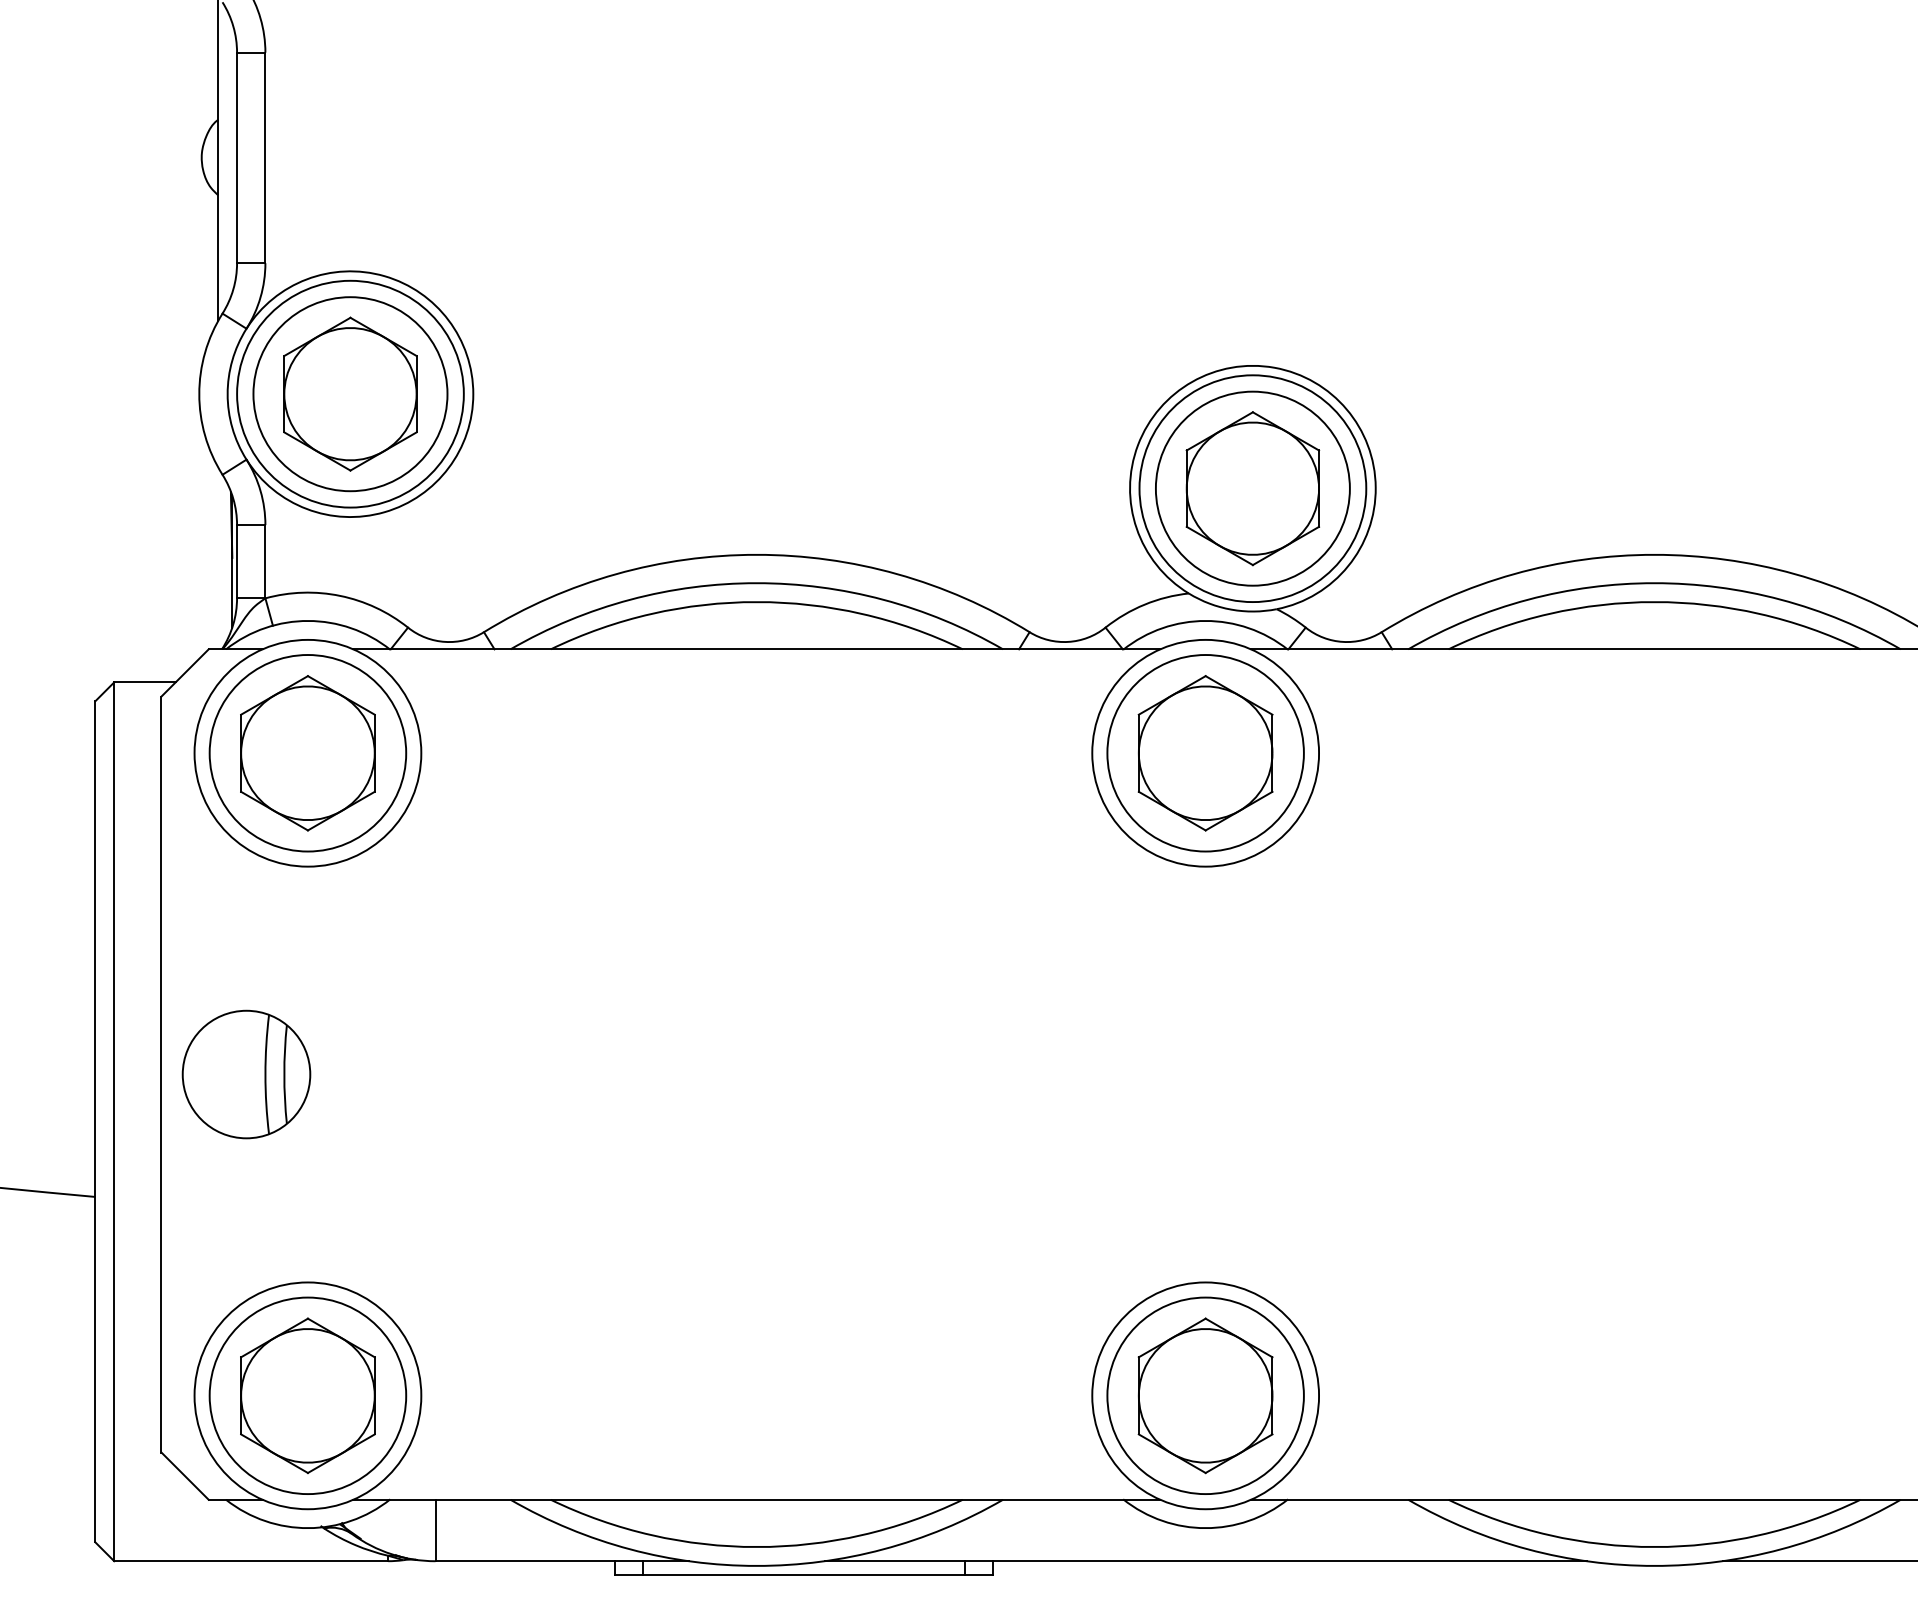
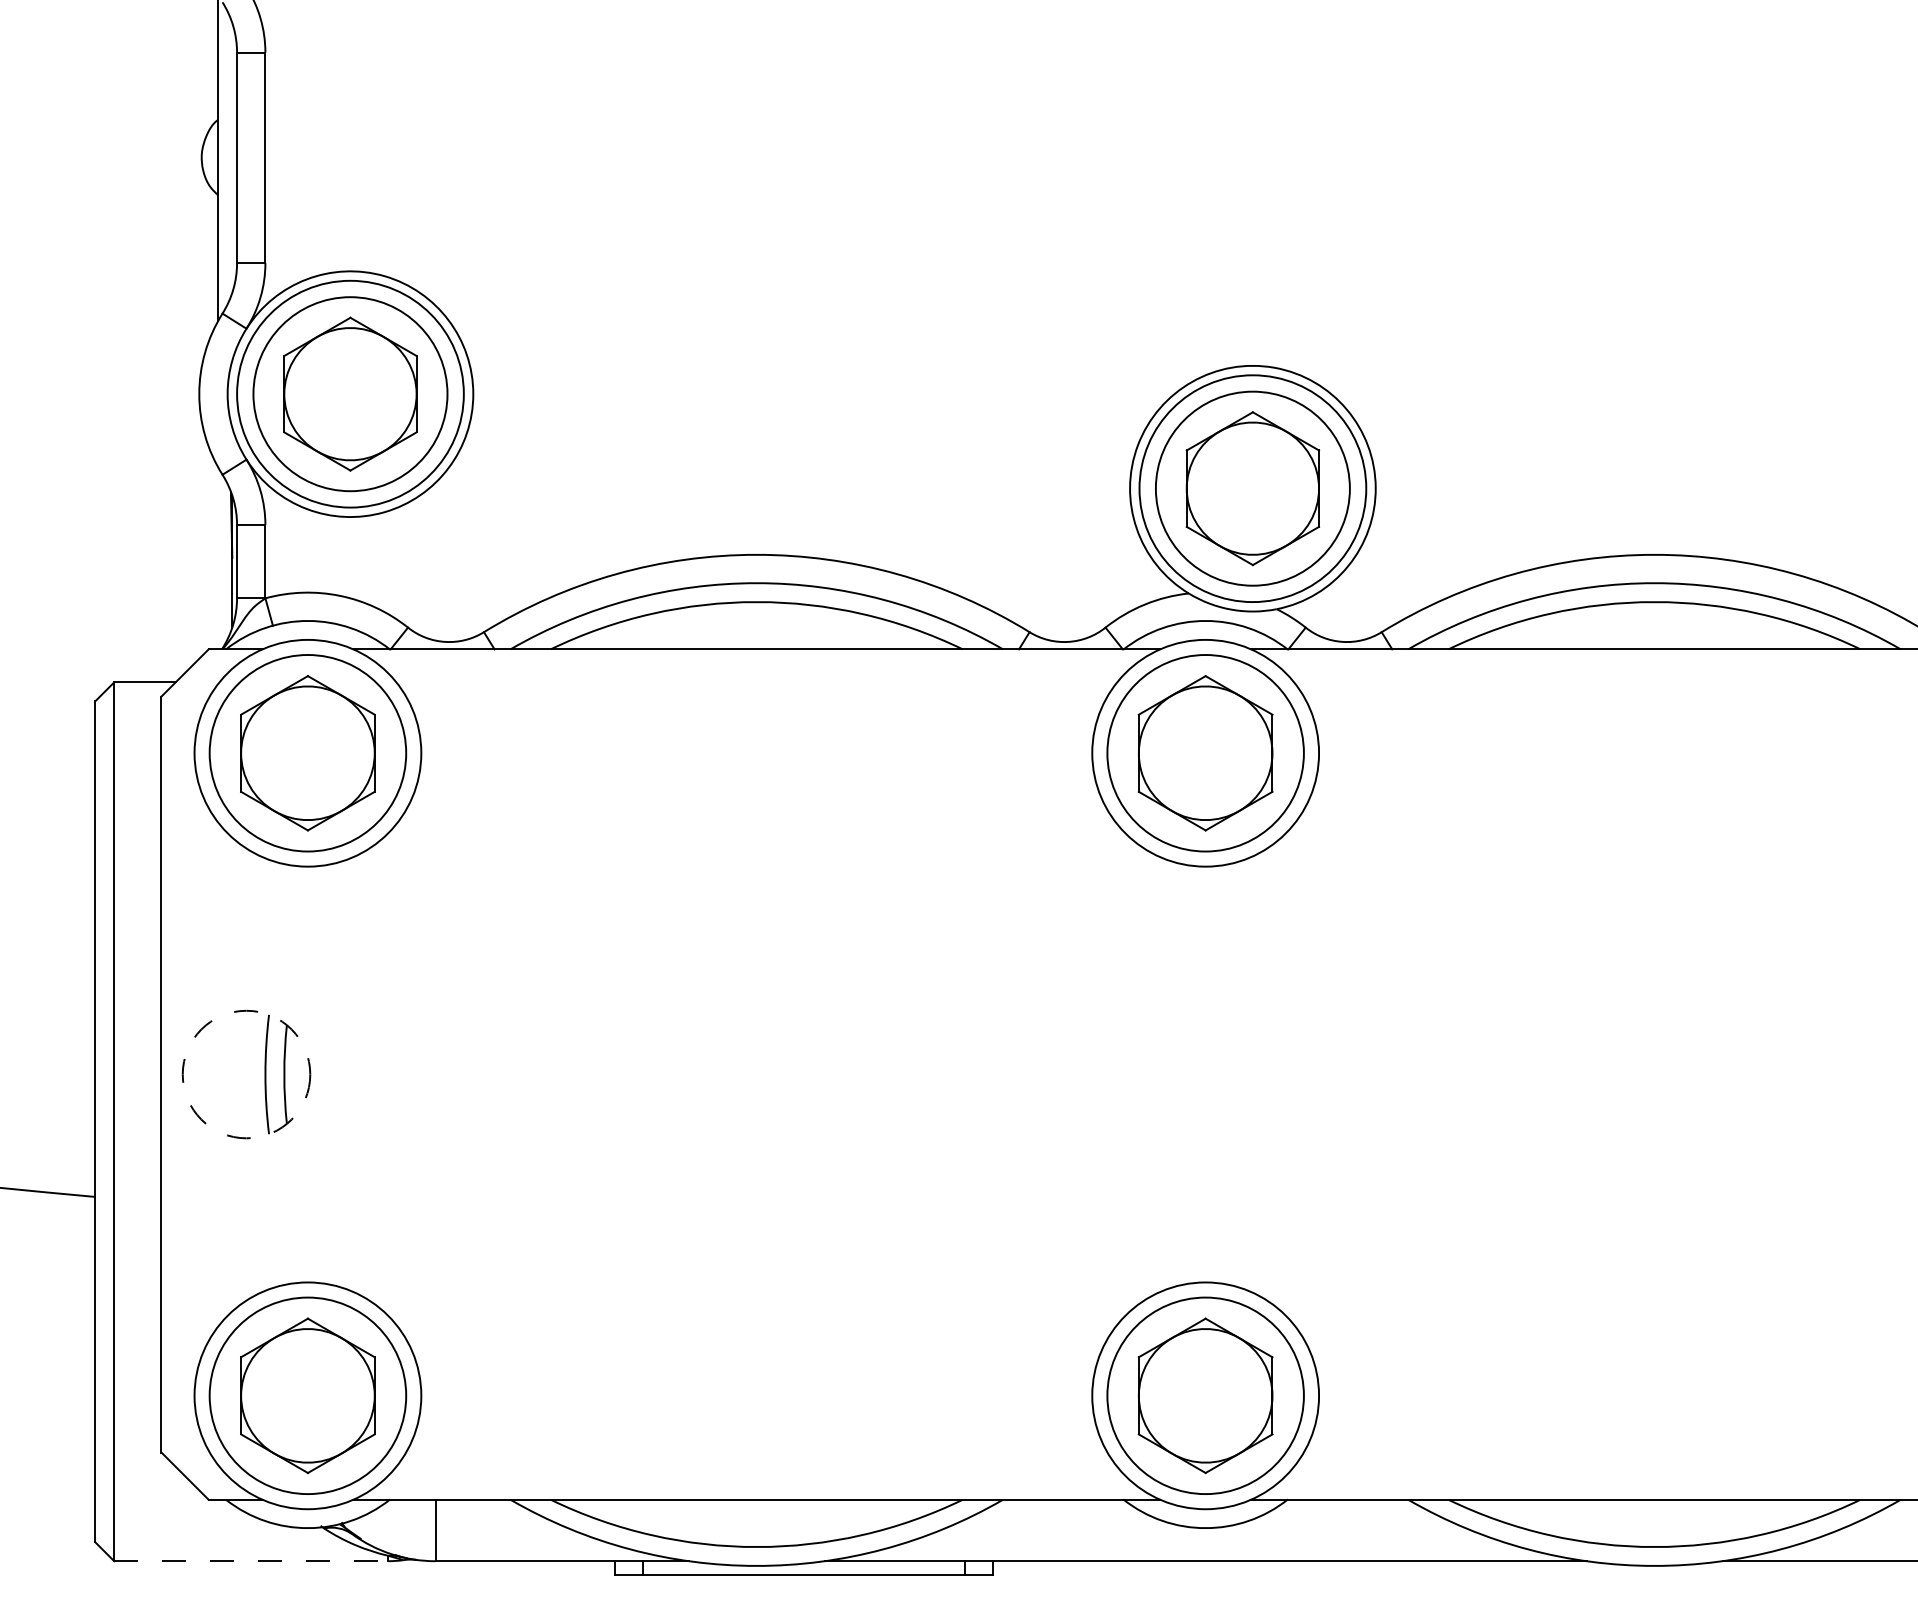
circle: solid -> dashed (246, 1074)
line: solid -> dashed (251, 1561)
